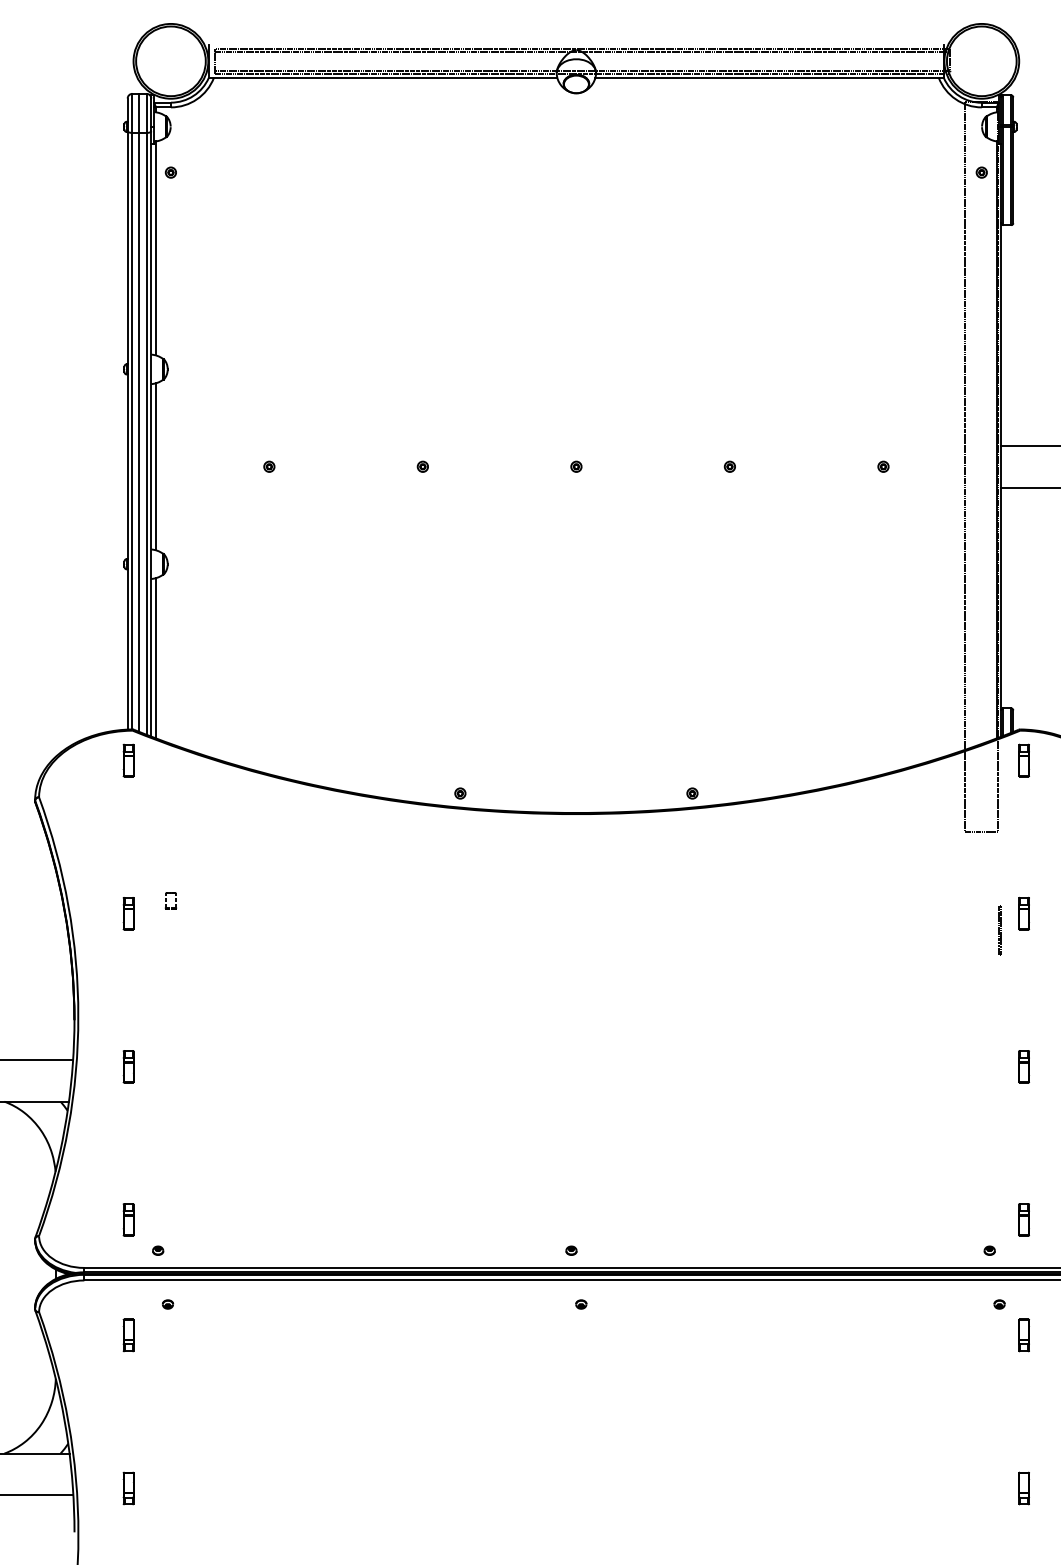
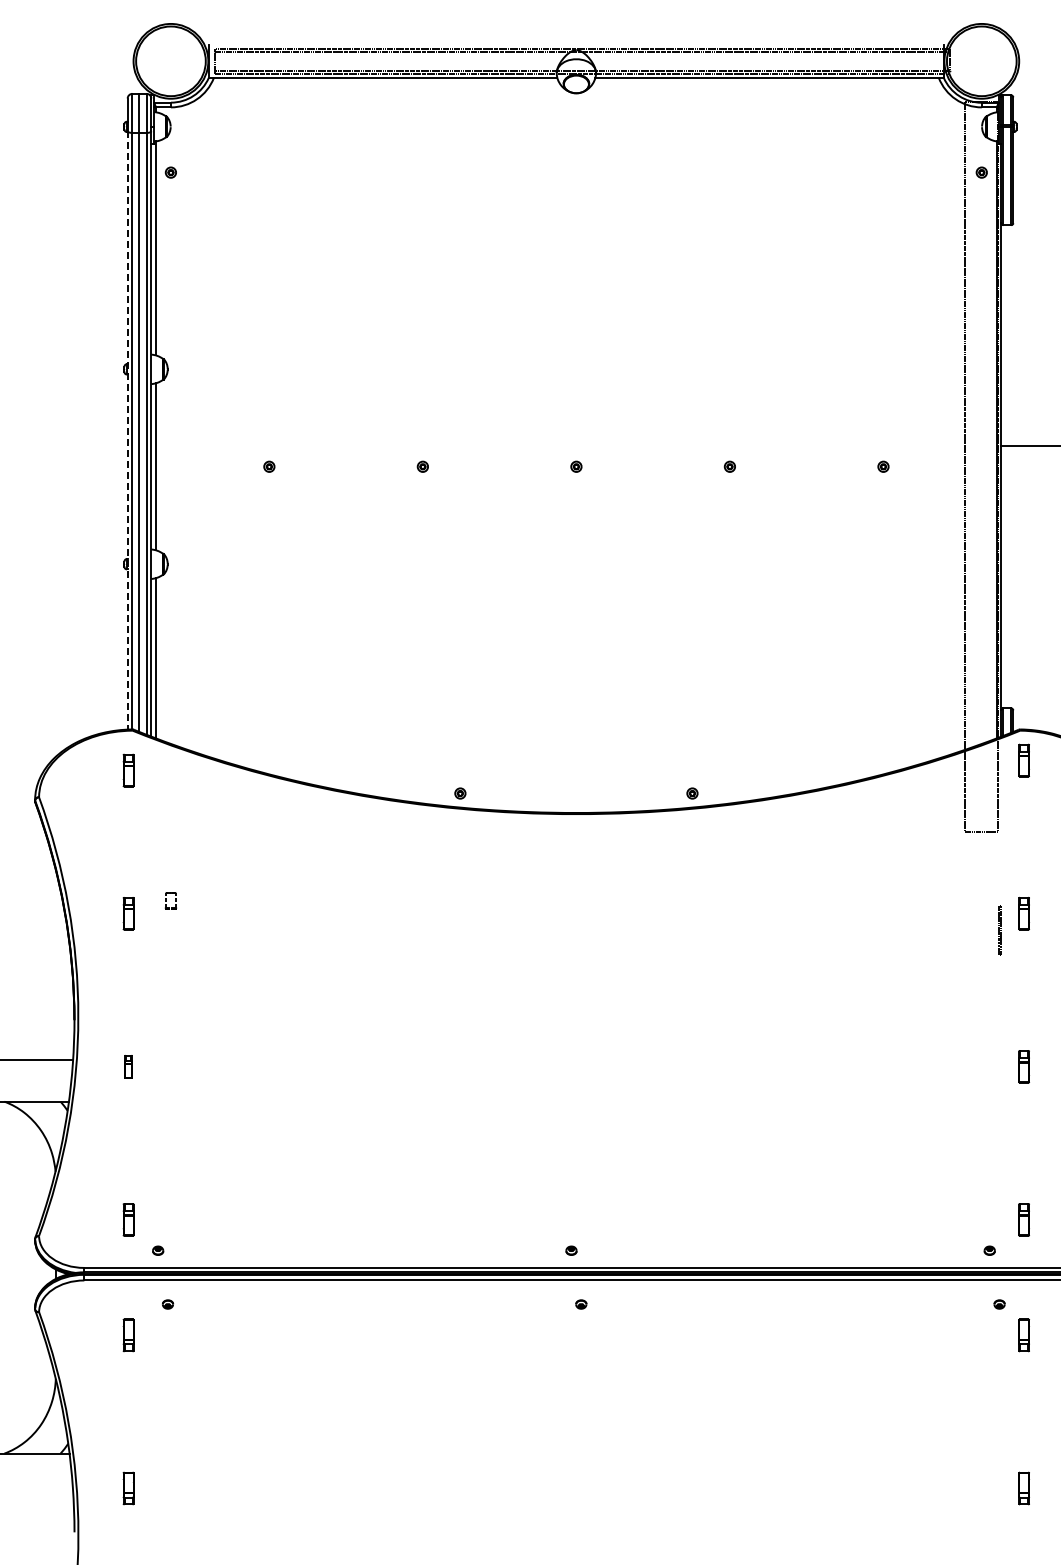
line: solid -> dashed (127, 431)
line: present -> none (1029, 487)
part position: (128, 760) -> (128, 770) (128, 770)
part size: 13x34 px -> 9x24 px (128, 1066)
line: present -> none (37, 1495)
